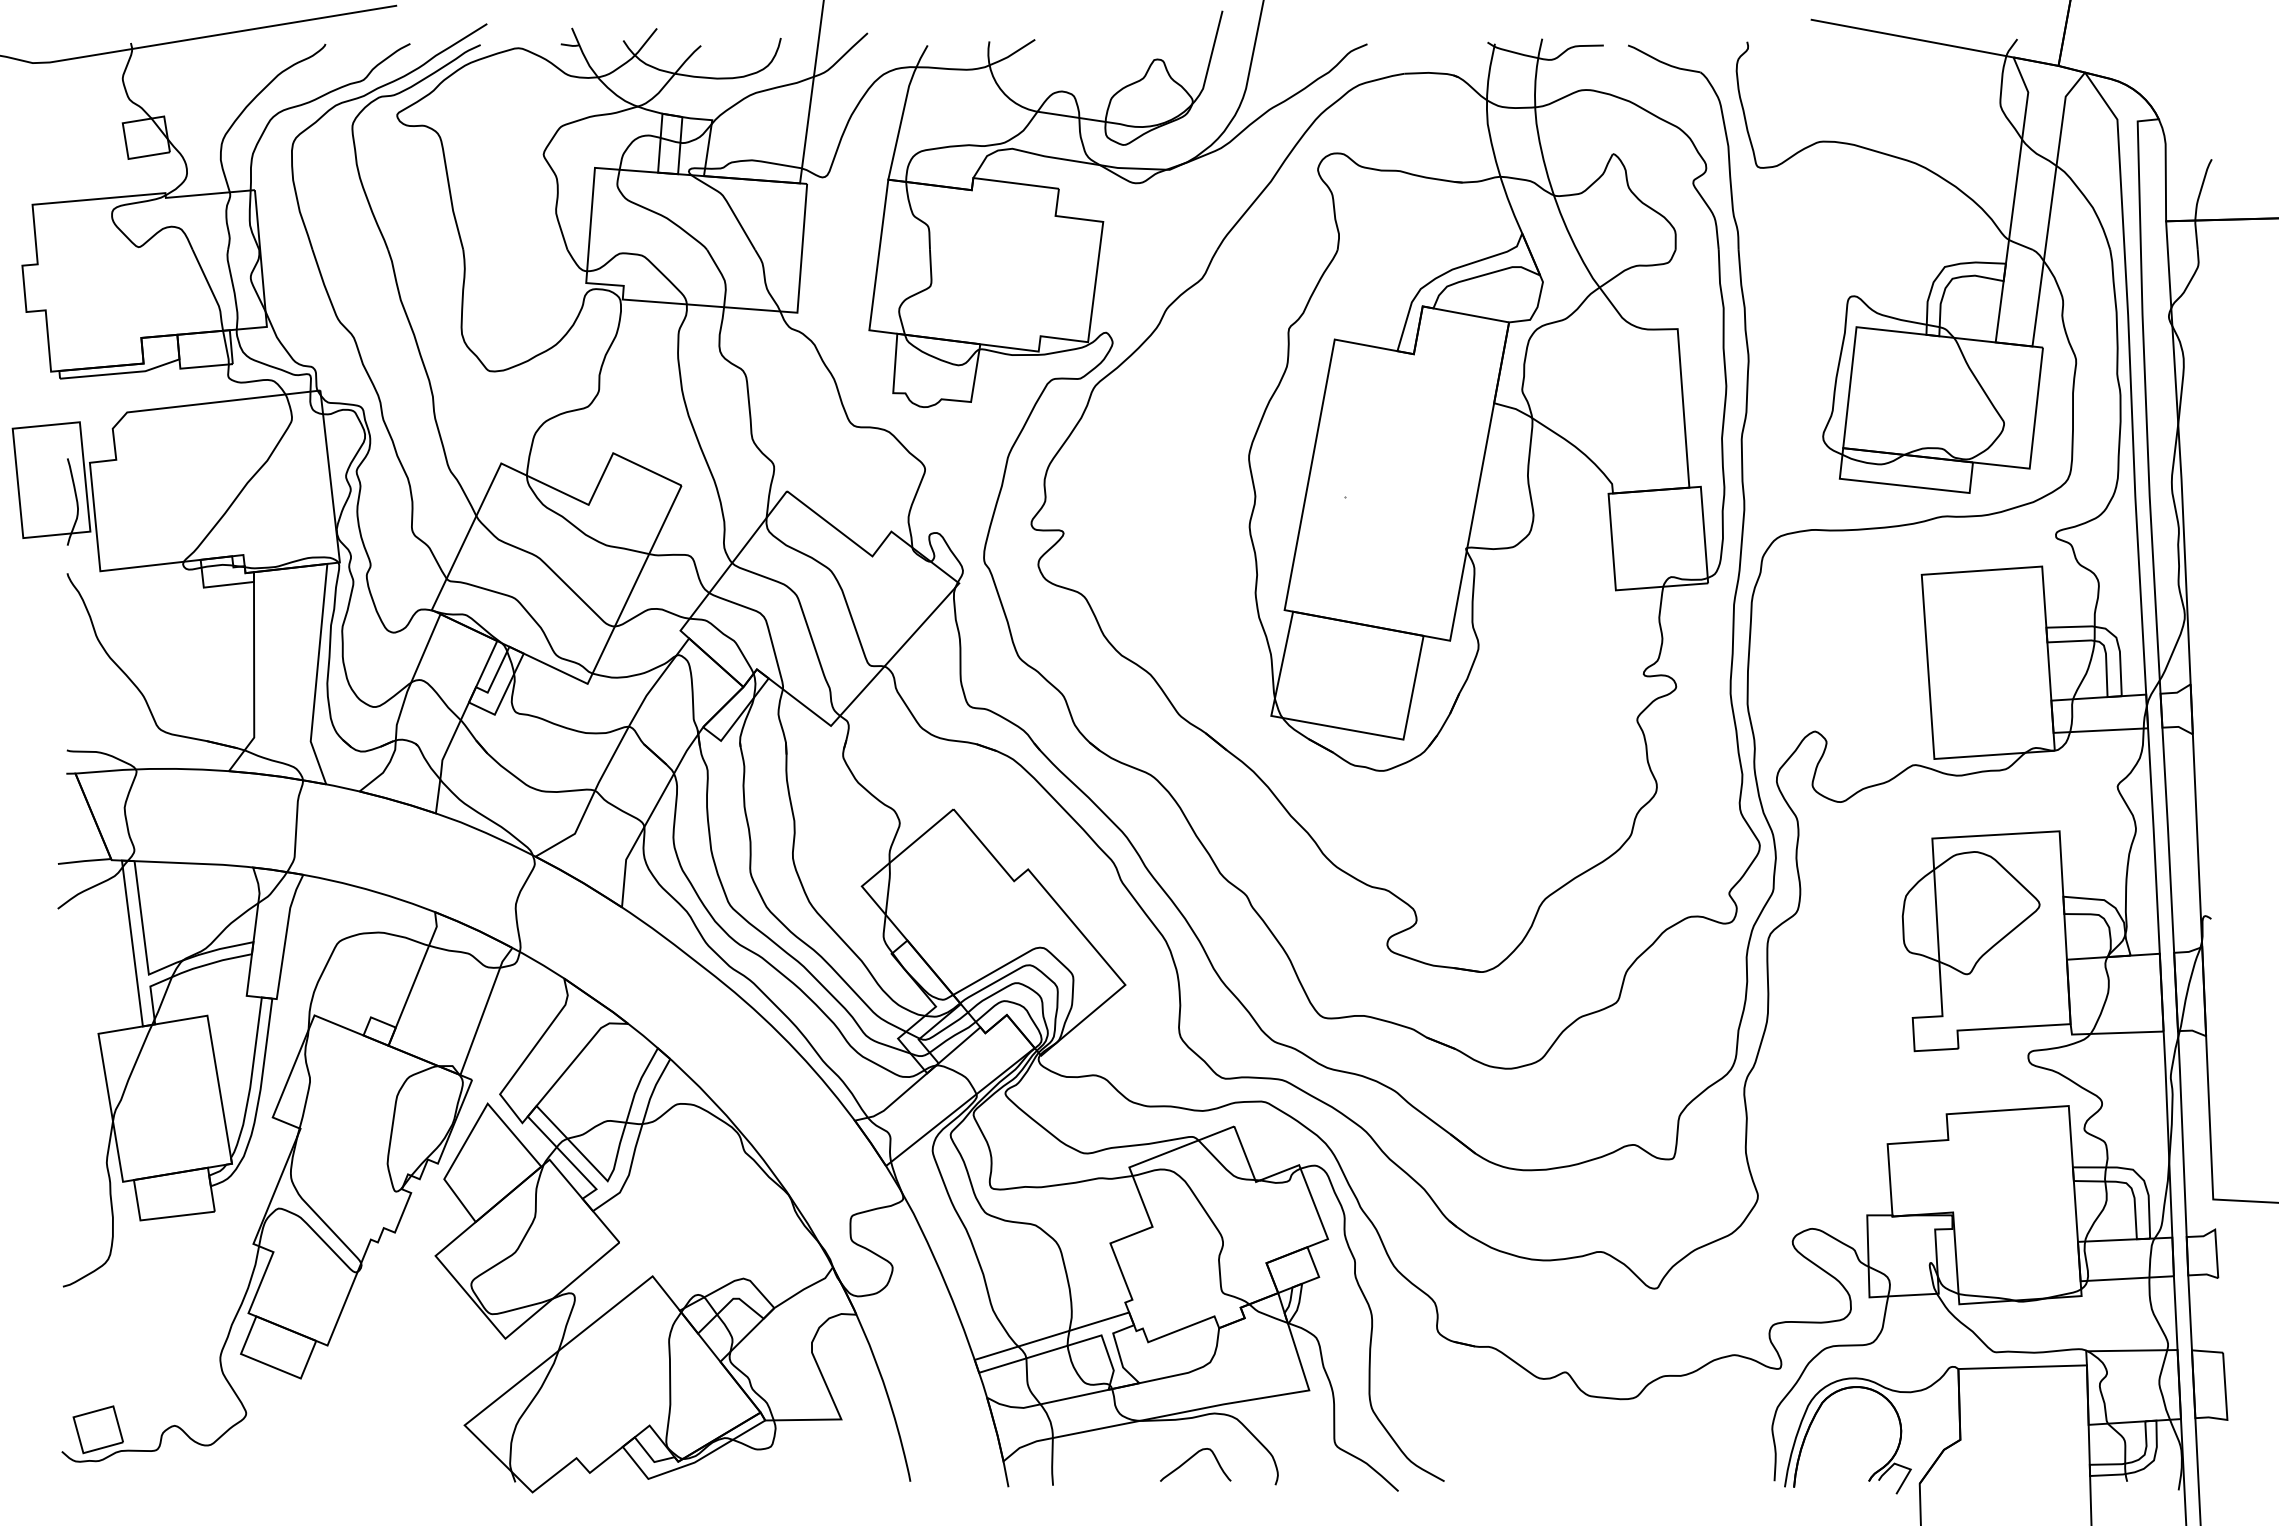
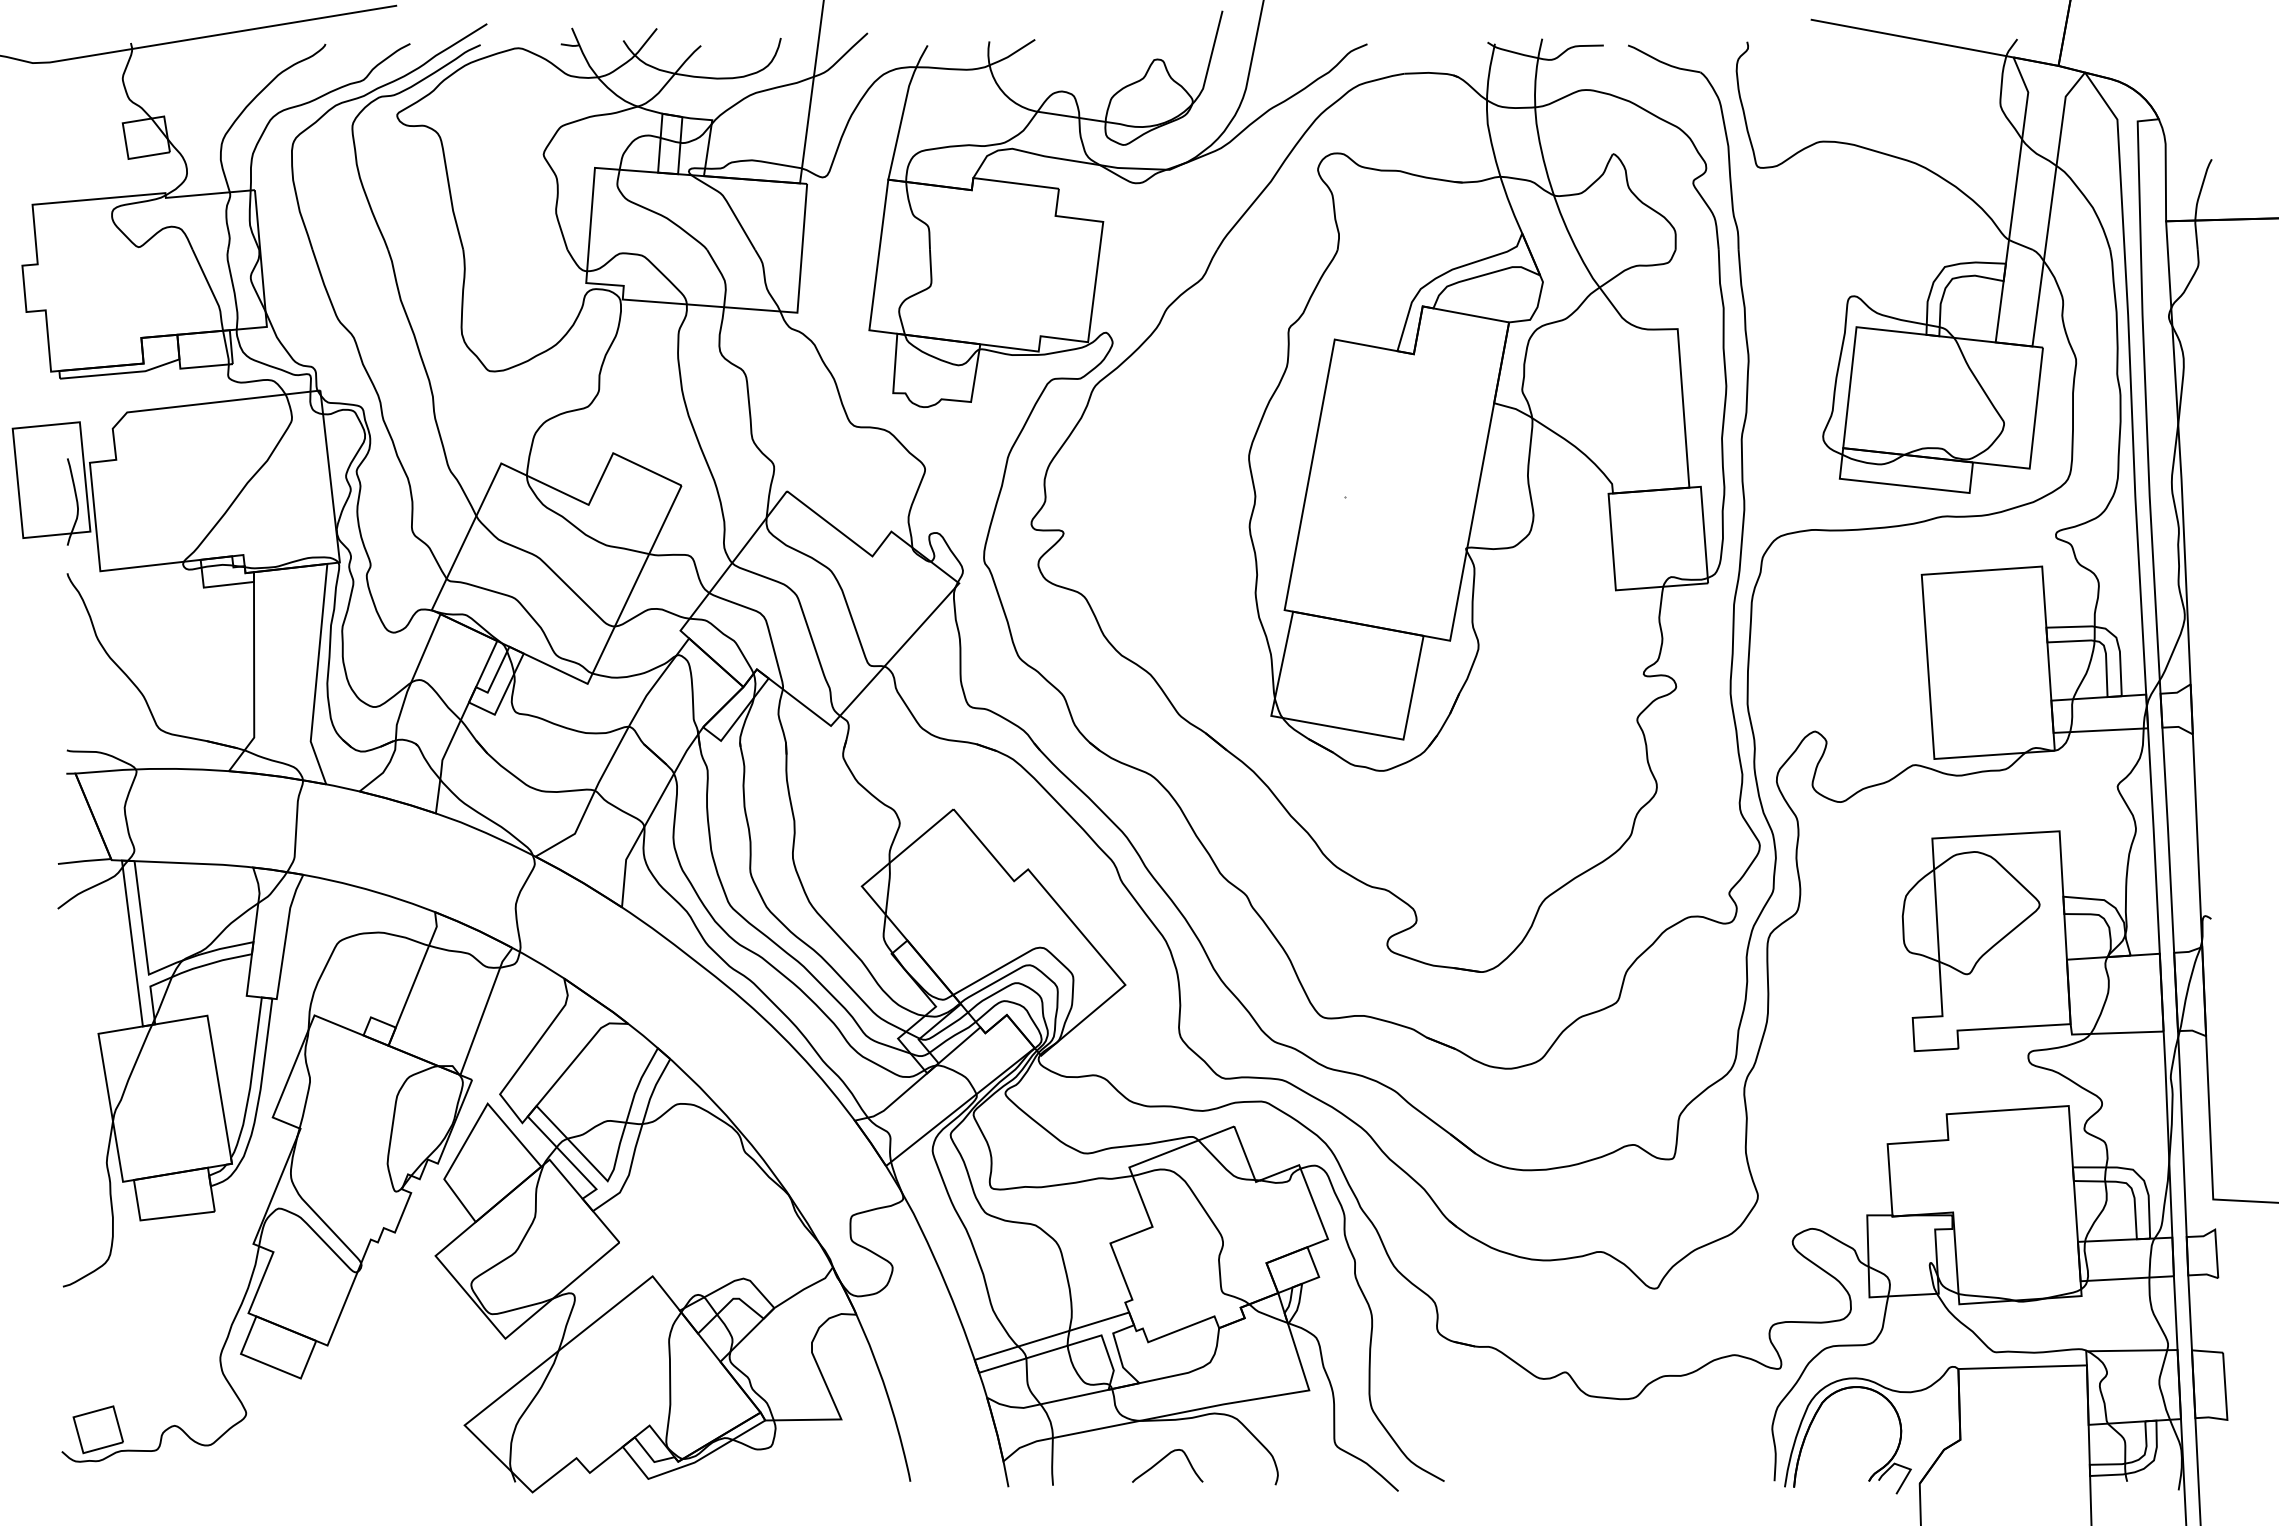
curve position: (1190, 1459) -> (1162, 1460) (1162, 1460)
